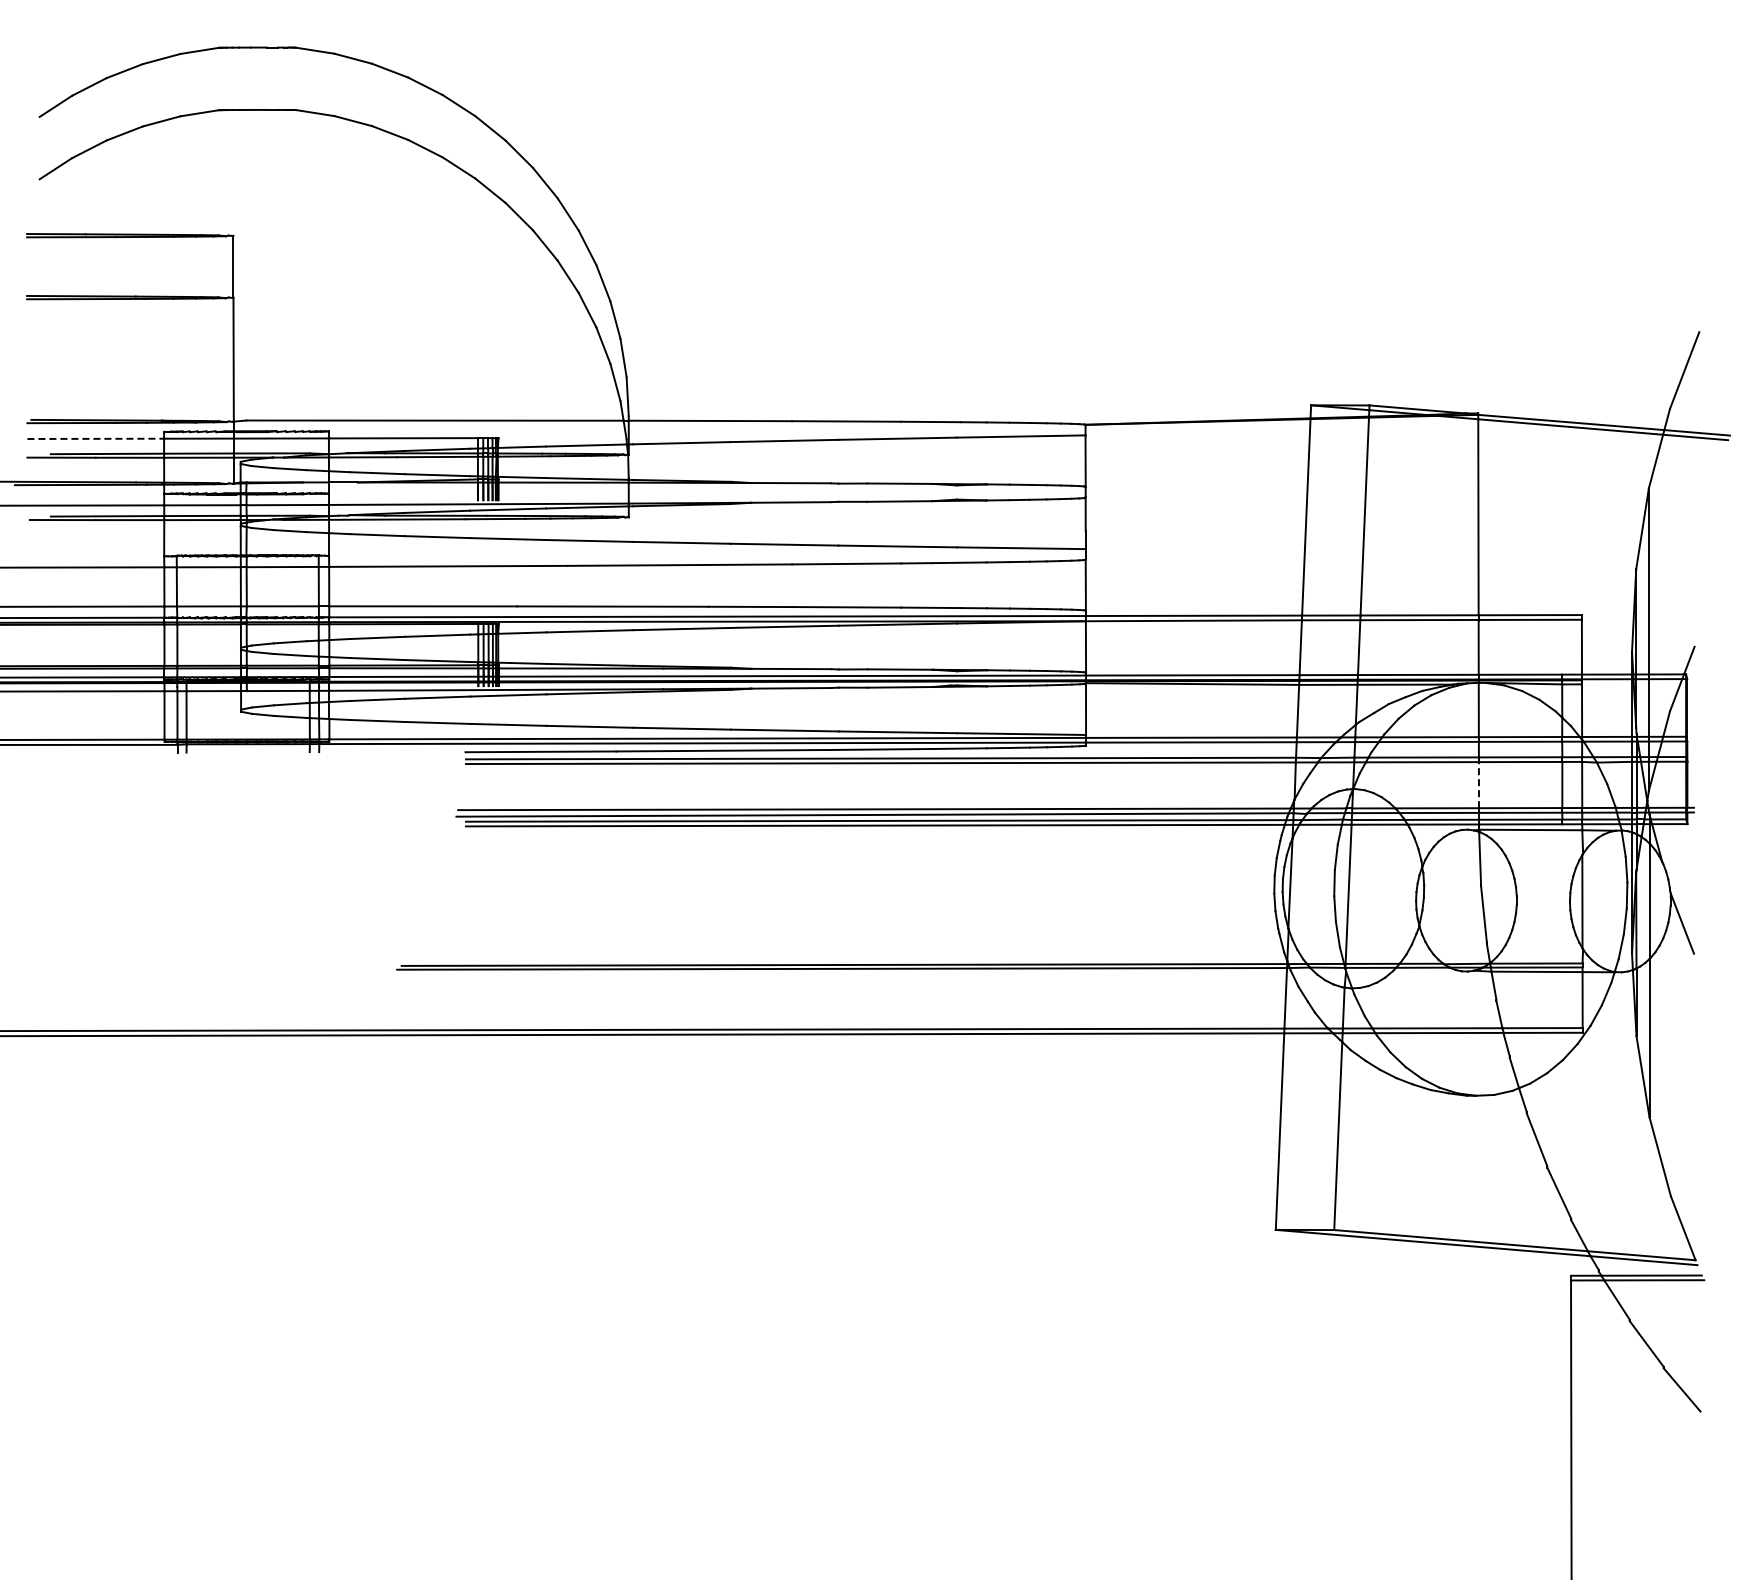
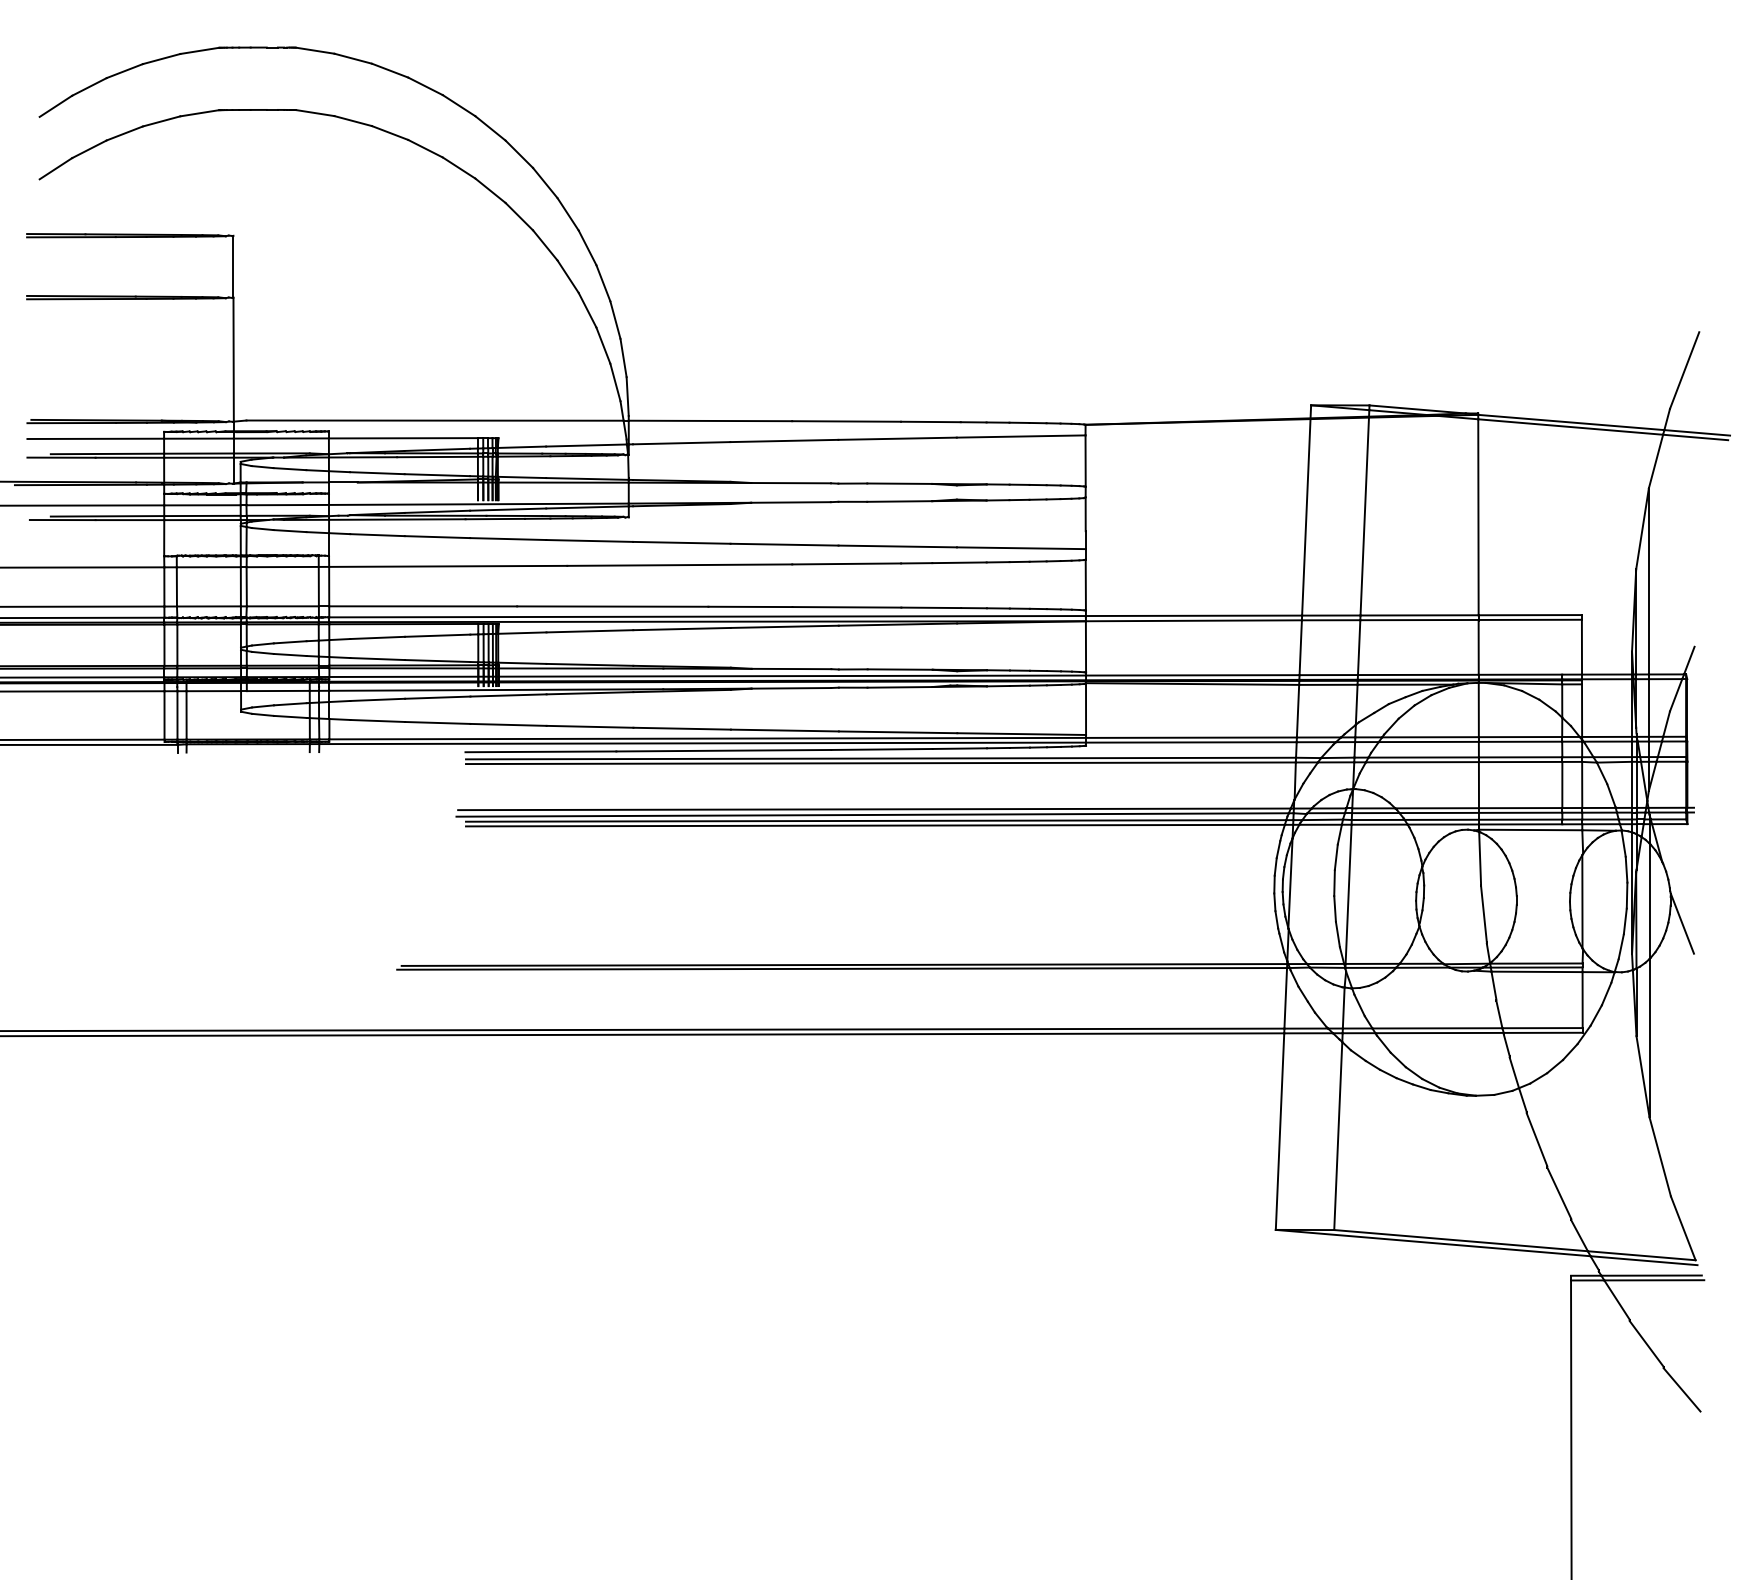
line: dashed -> solid (96, 438)
line: dashed -> solid (1478, 784)
